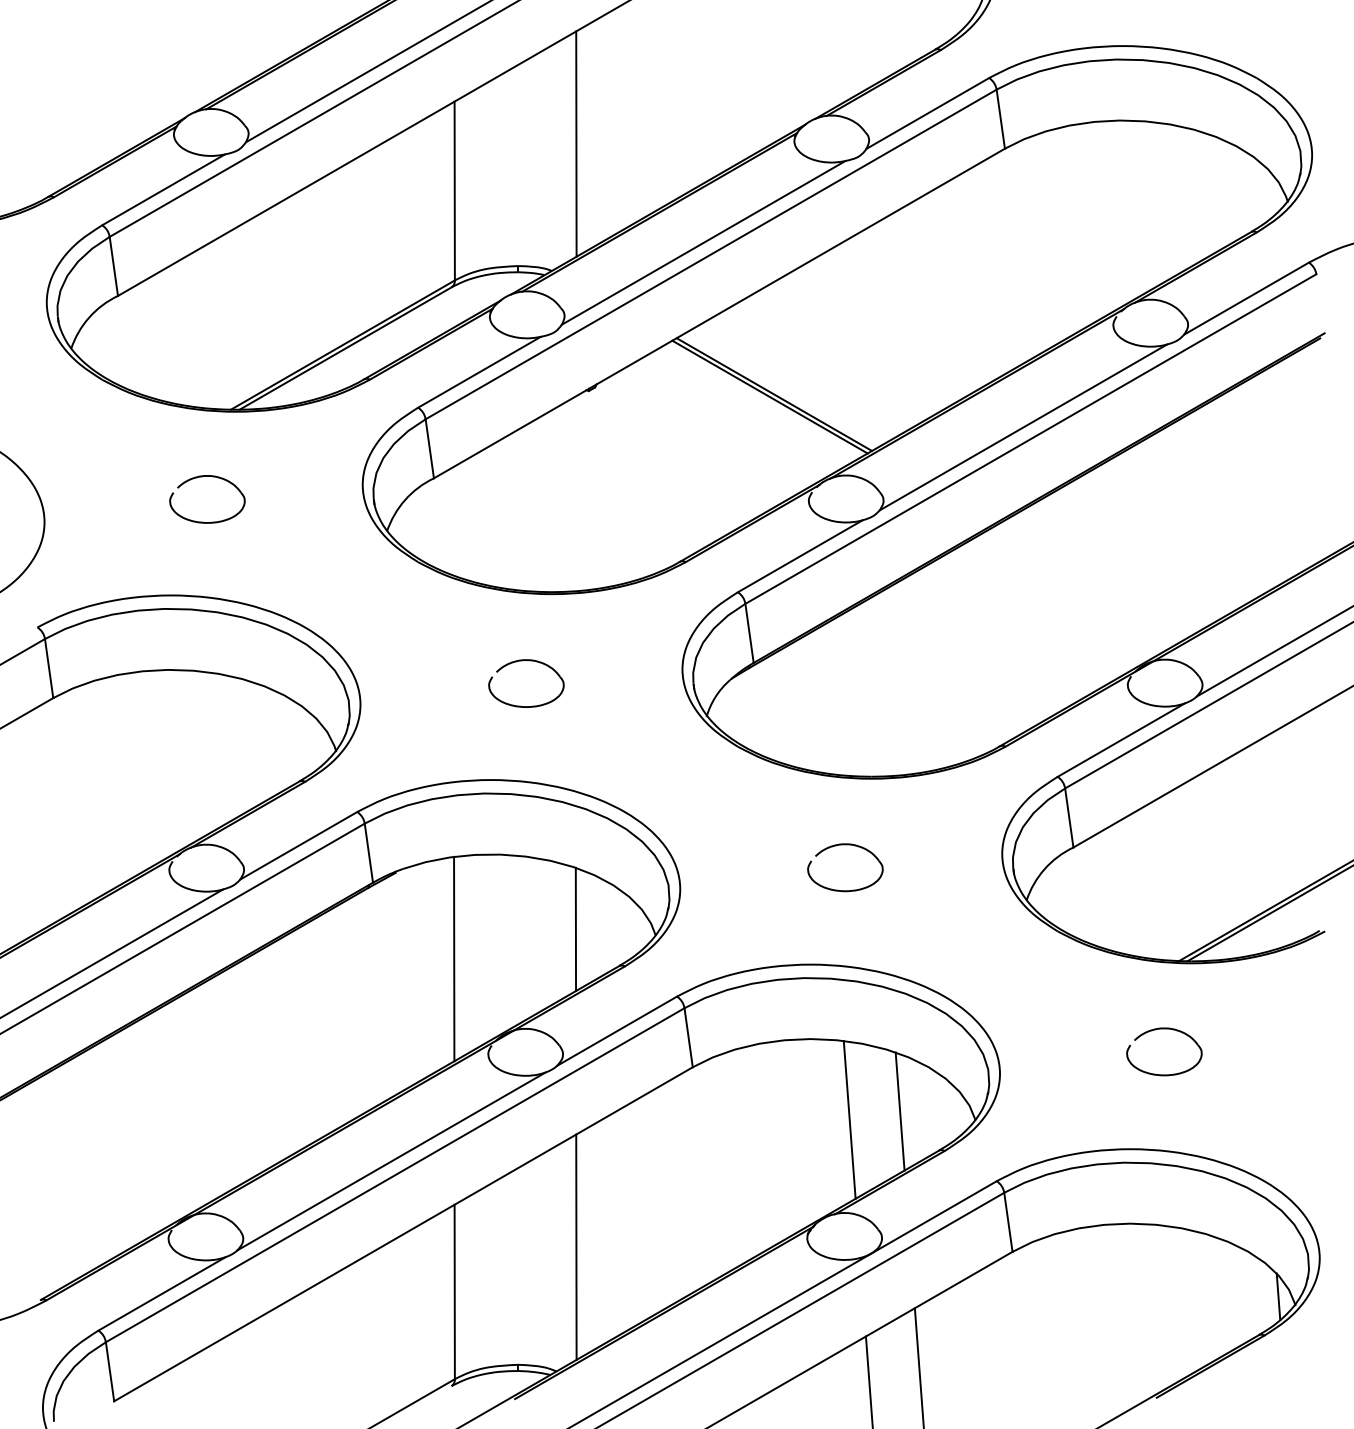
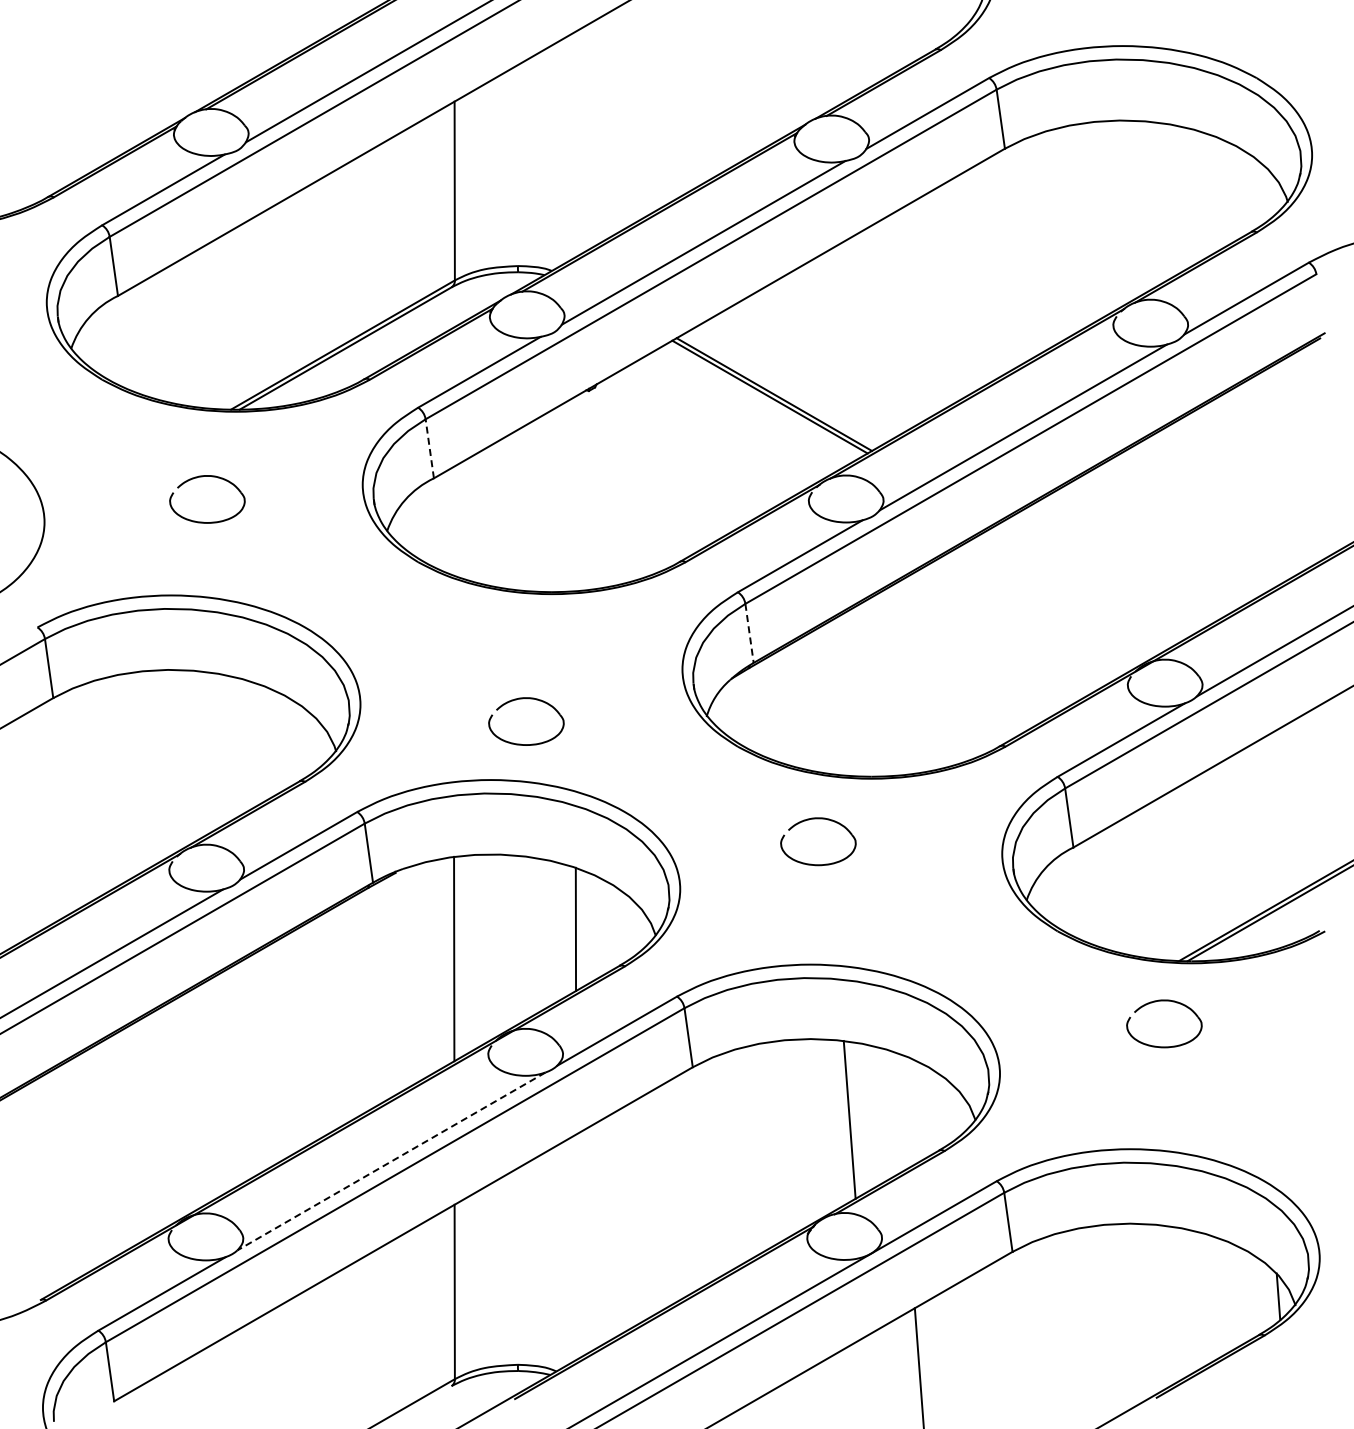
line: present -> none (576, 143)
line: solid -> dashed (429, 448)
line: solid -> dashed (749, 633)
part position: (528, 661) -> (528, 699) (528, 699)
part position: (845, 845) -> (818, 819) (818, 819)
part position: (1164, 1029) -> (1164, 1001) (1164, 1001)
line: present -> none (899, 1111)
line: solid -> dashed (391, 1161)
line: present -> none (576, 1246)
line: present -> none (868, 1380)
